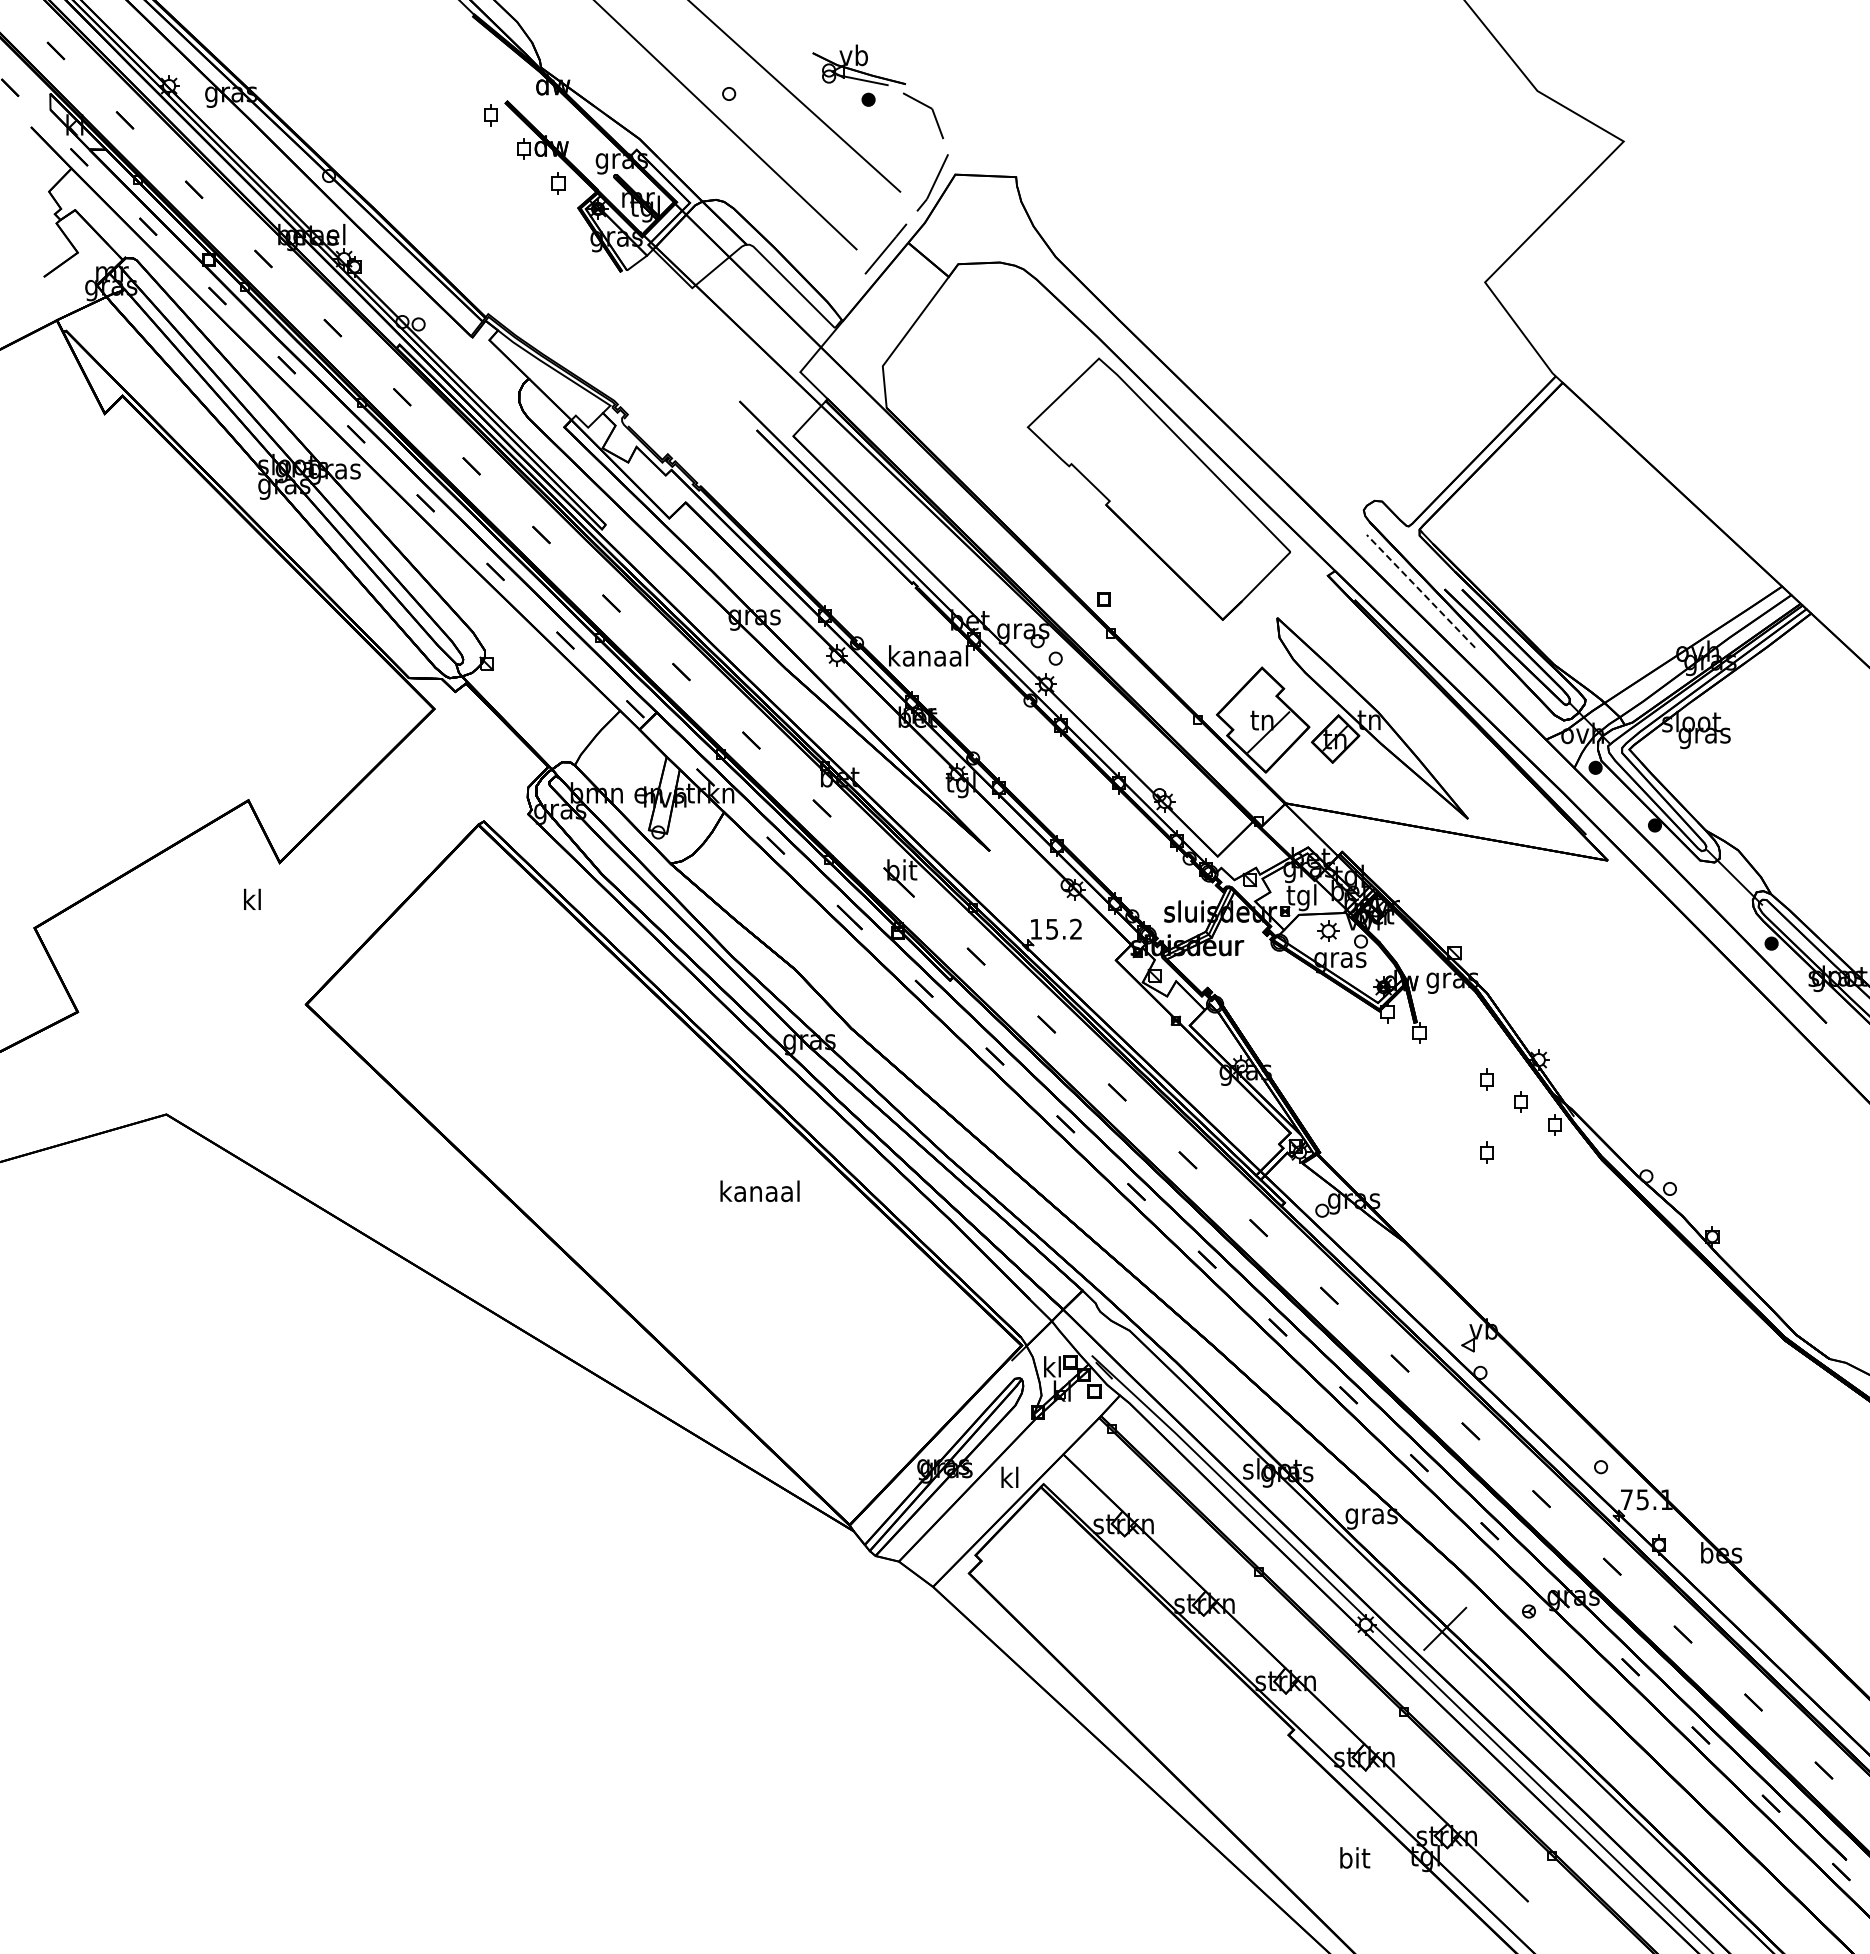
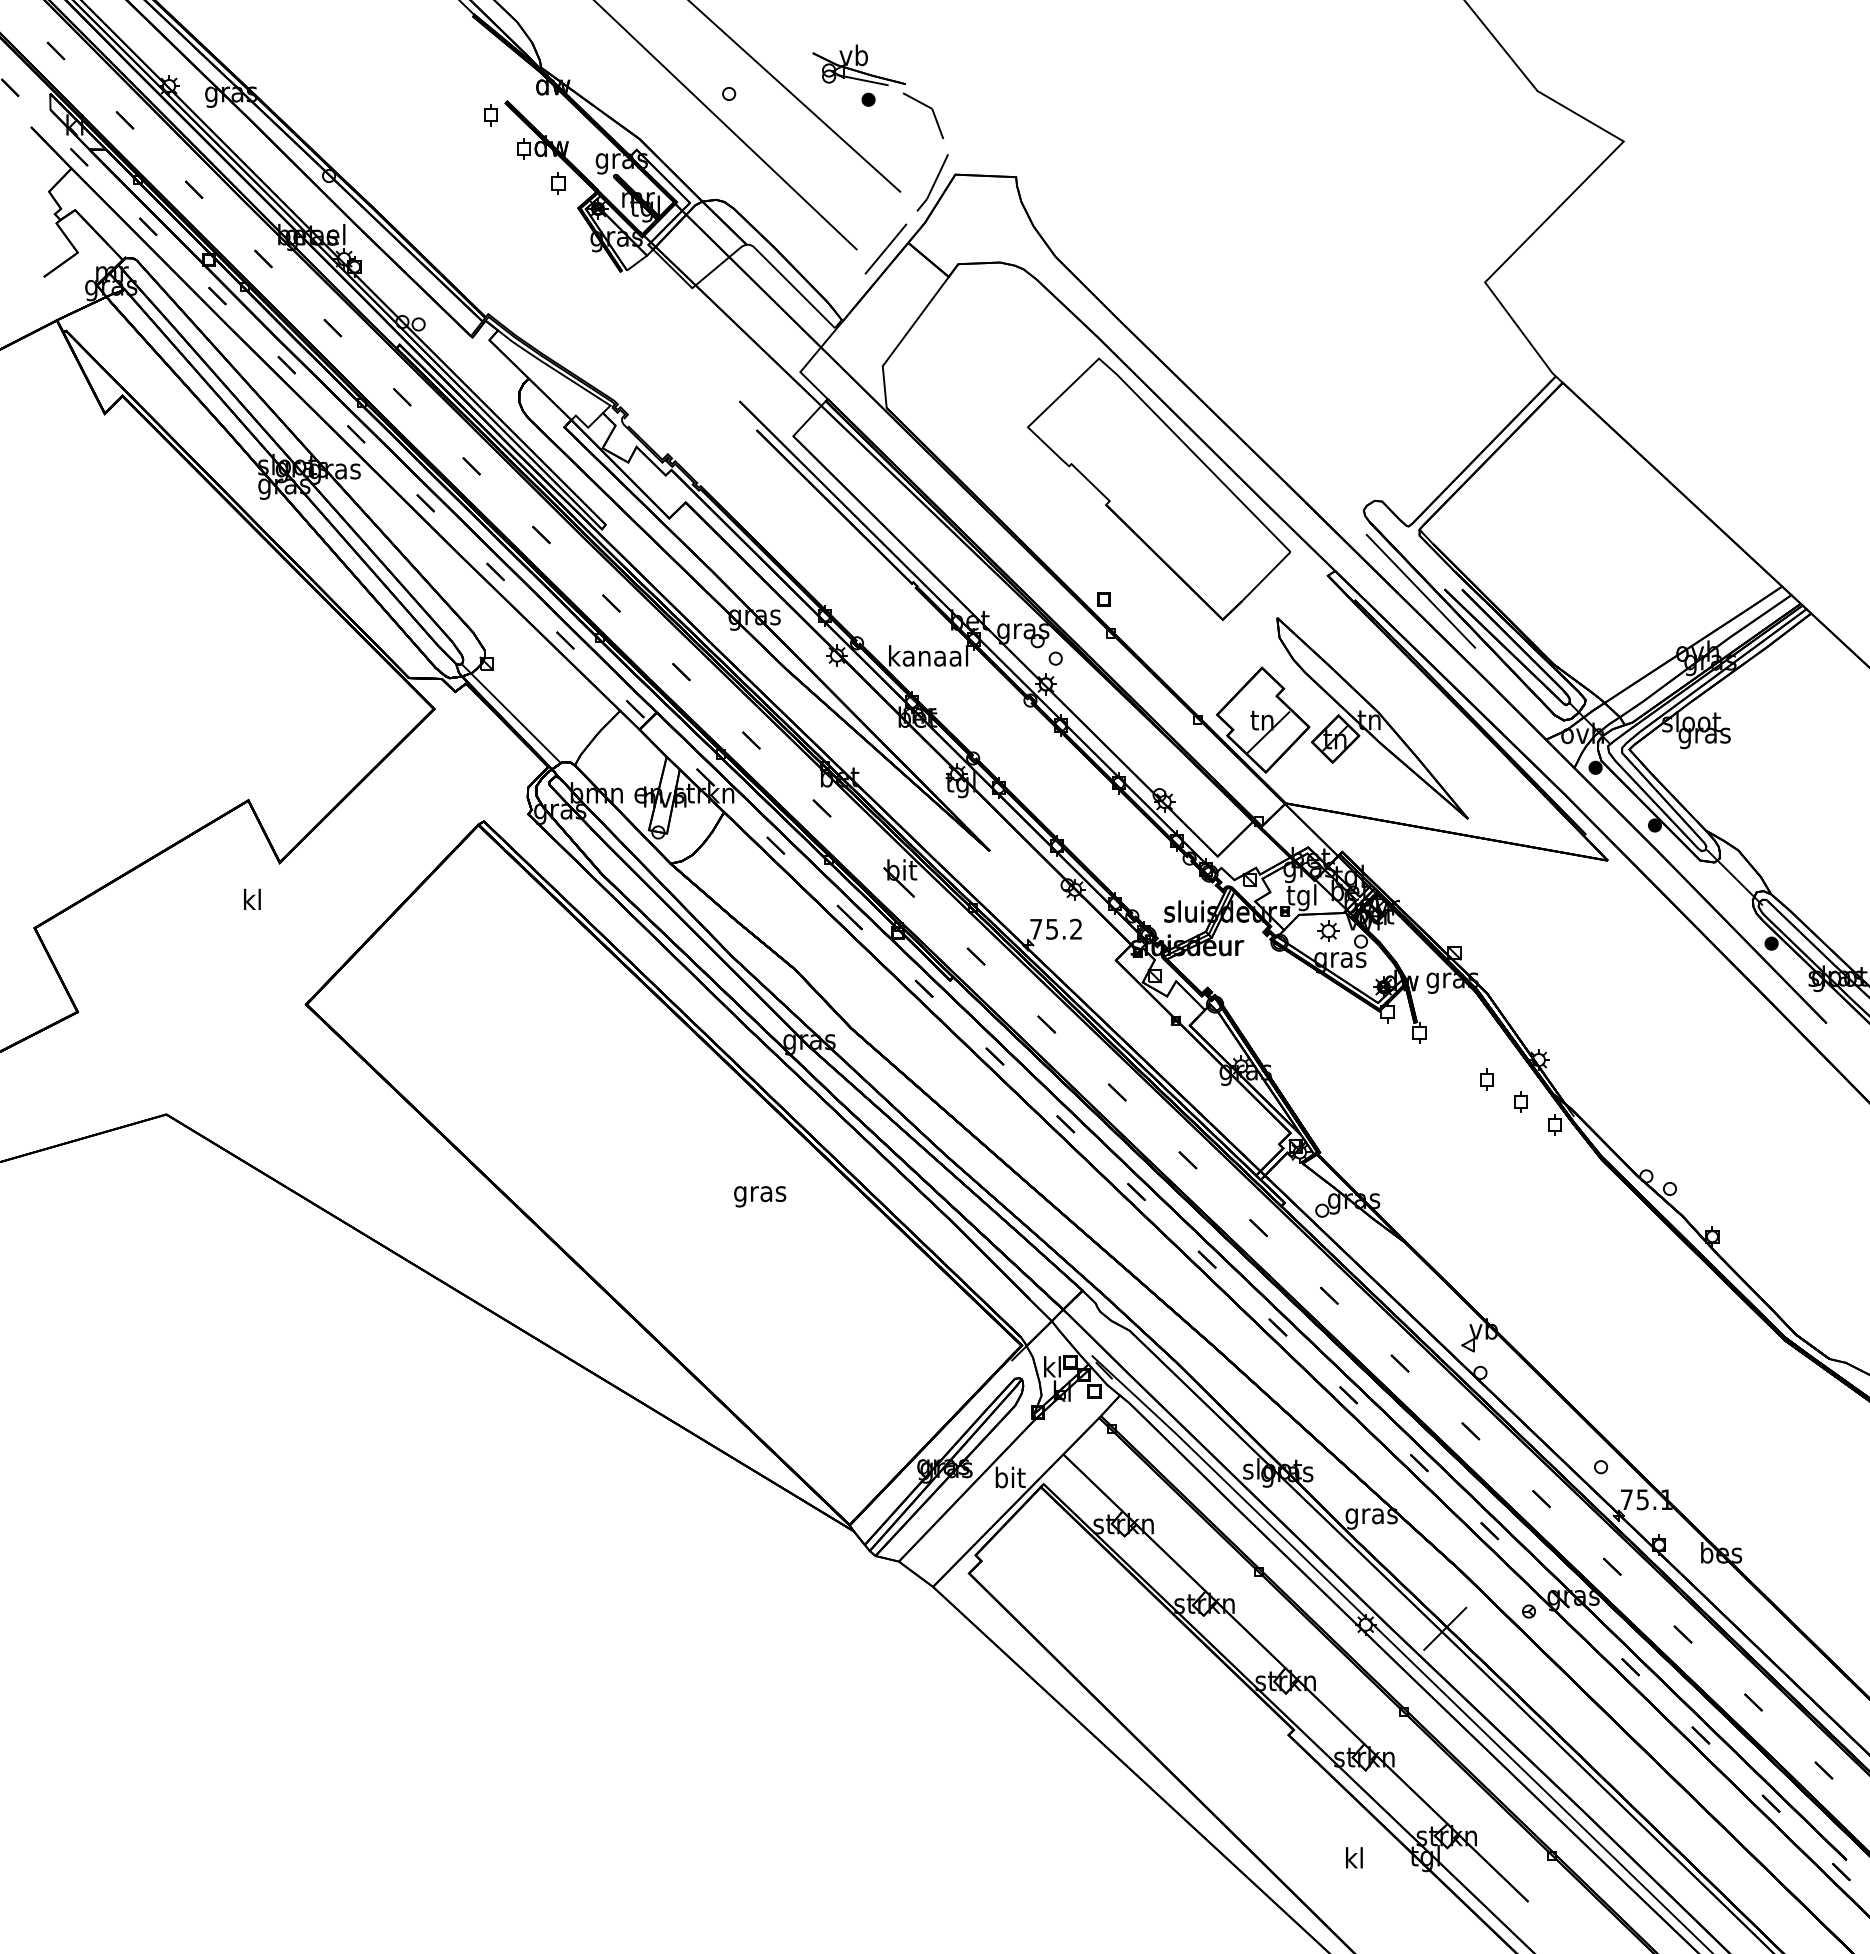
line: dashed -> solid (1420, 590)
line: none -> present (510, 712)
text: 15.2 -> 75.2 (1036, 929)
part: present -> none (1486, 1152)
text: kanaal -> gras (759, 1193)
text: kl -> bit (1010, 1477)
text: bit -> kl (1355, 1857)
